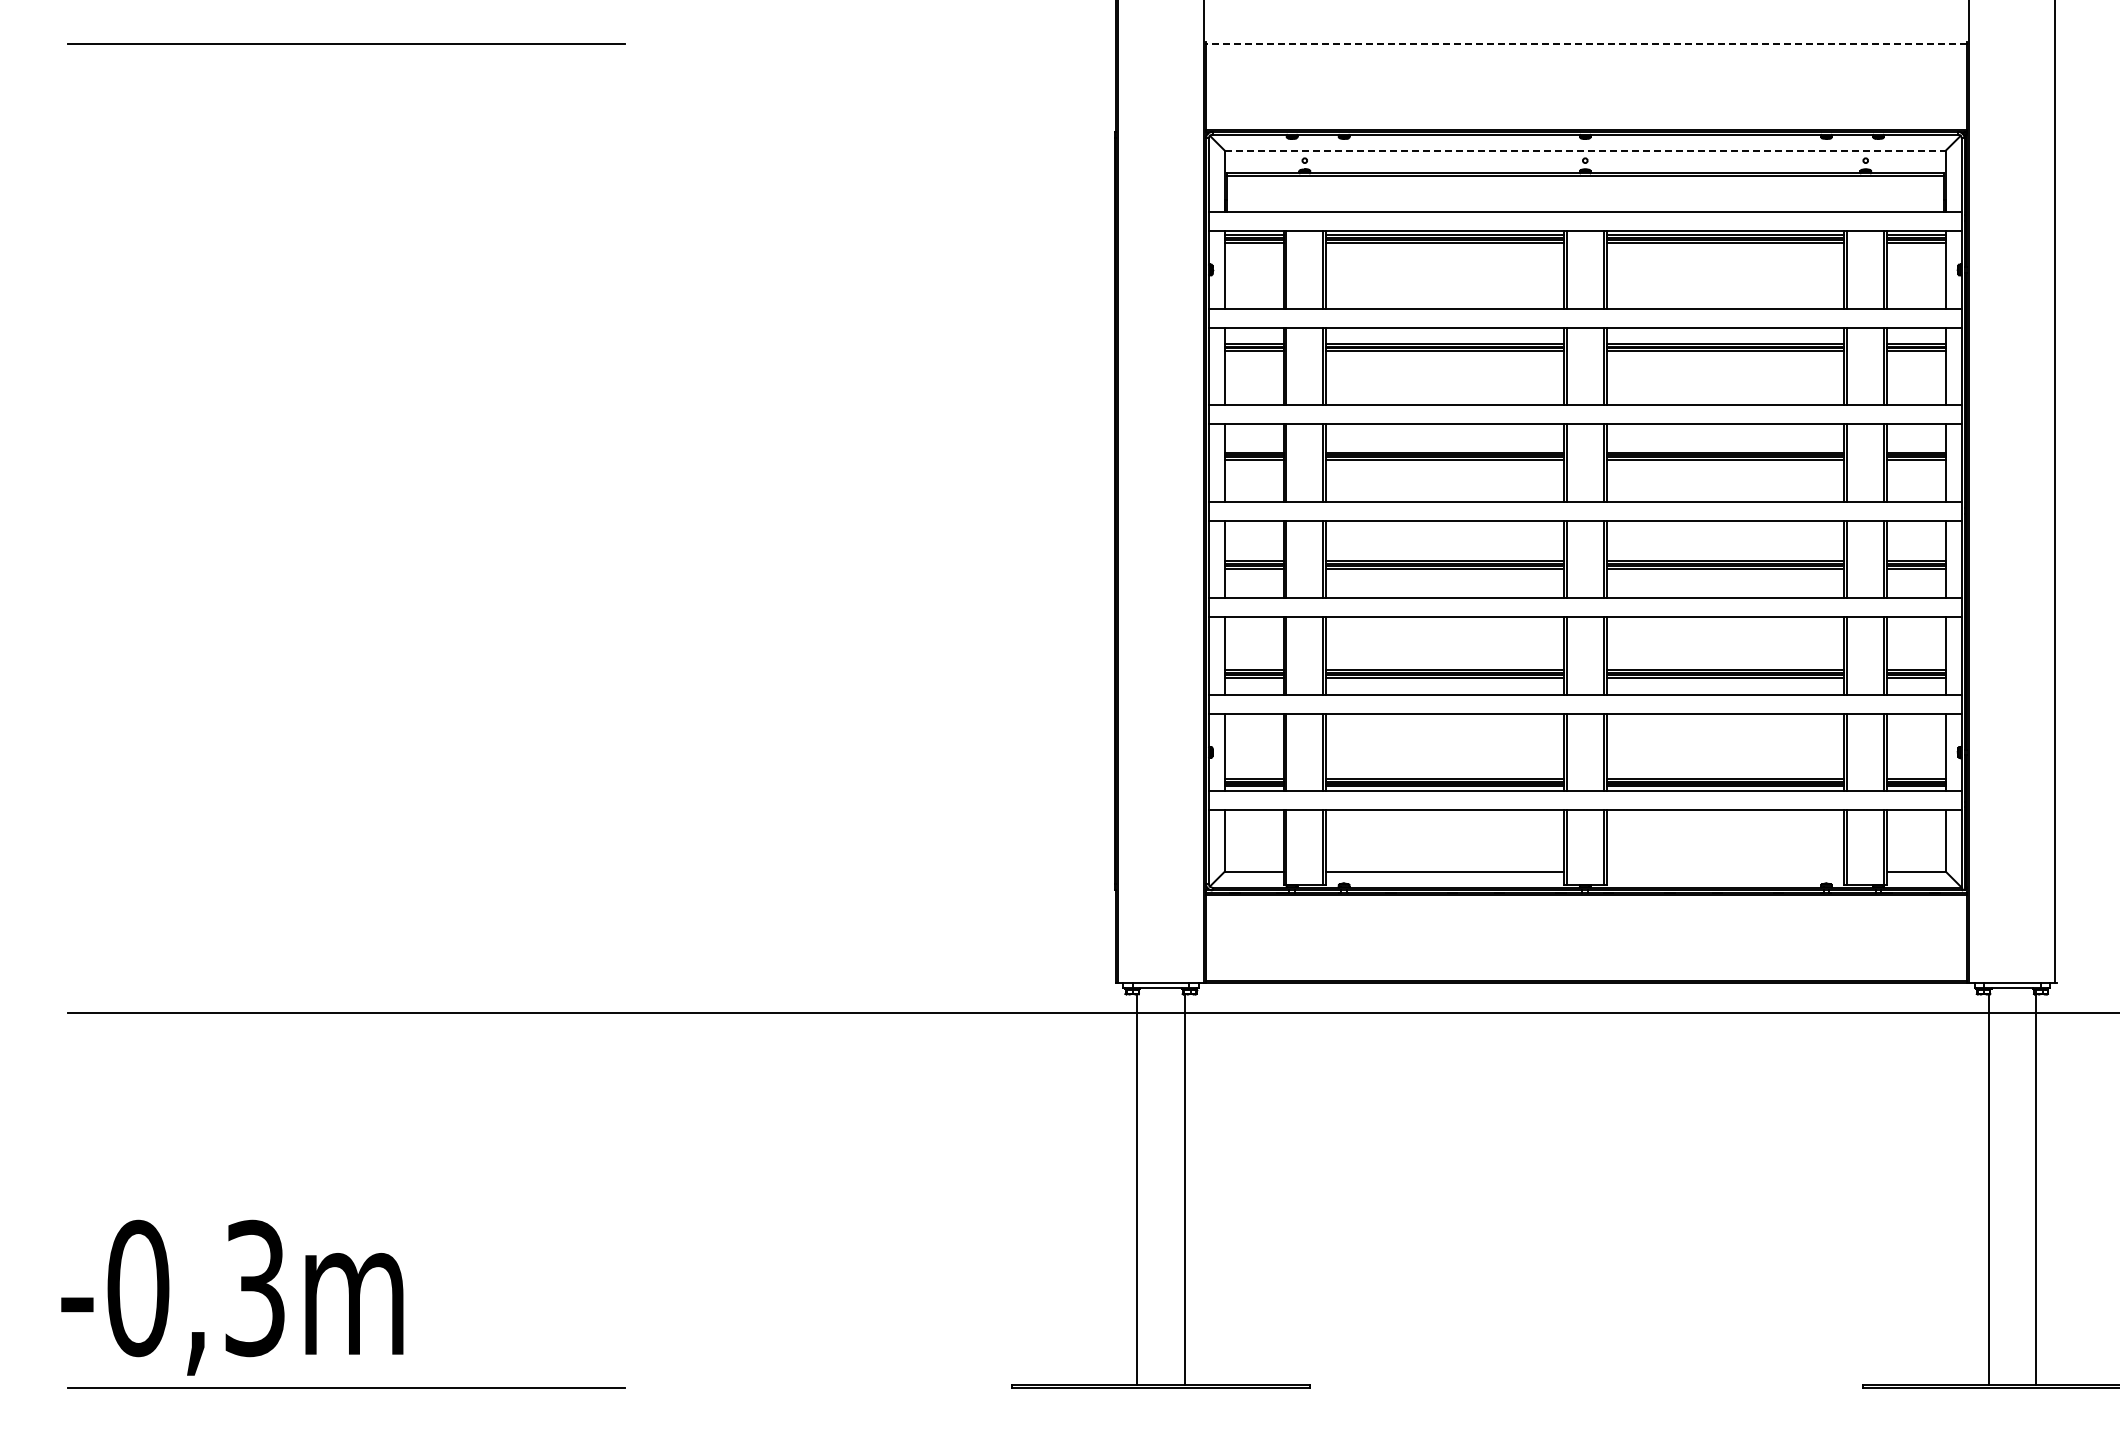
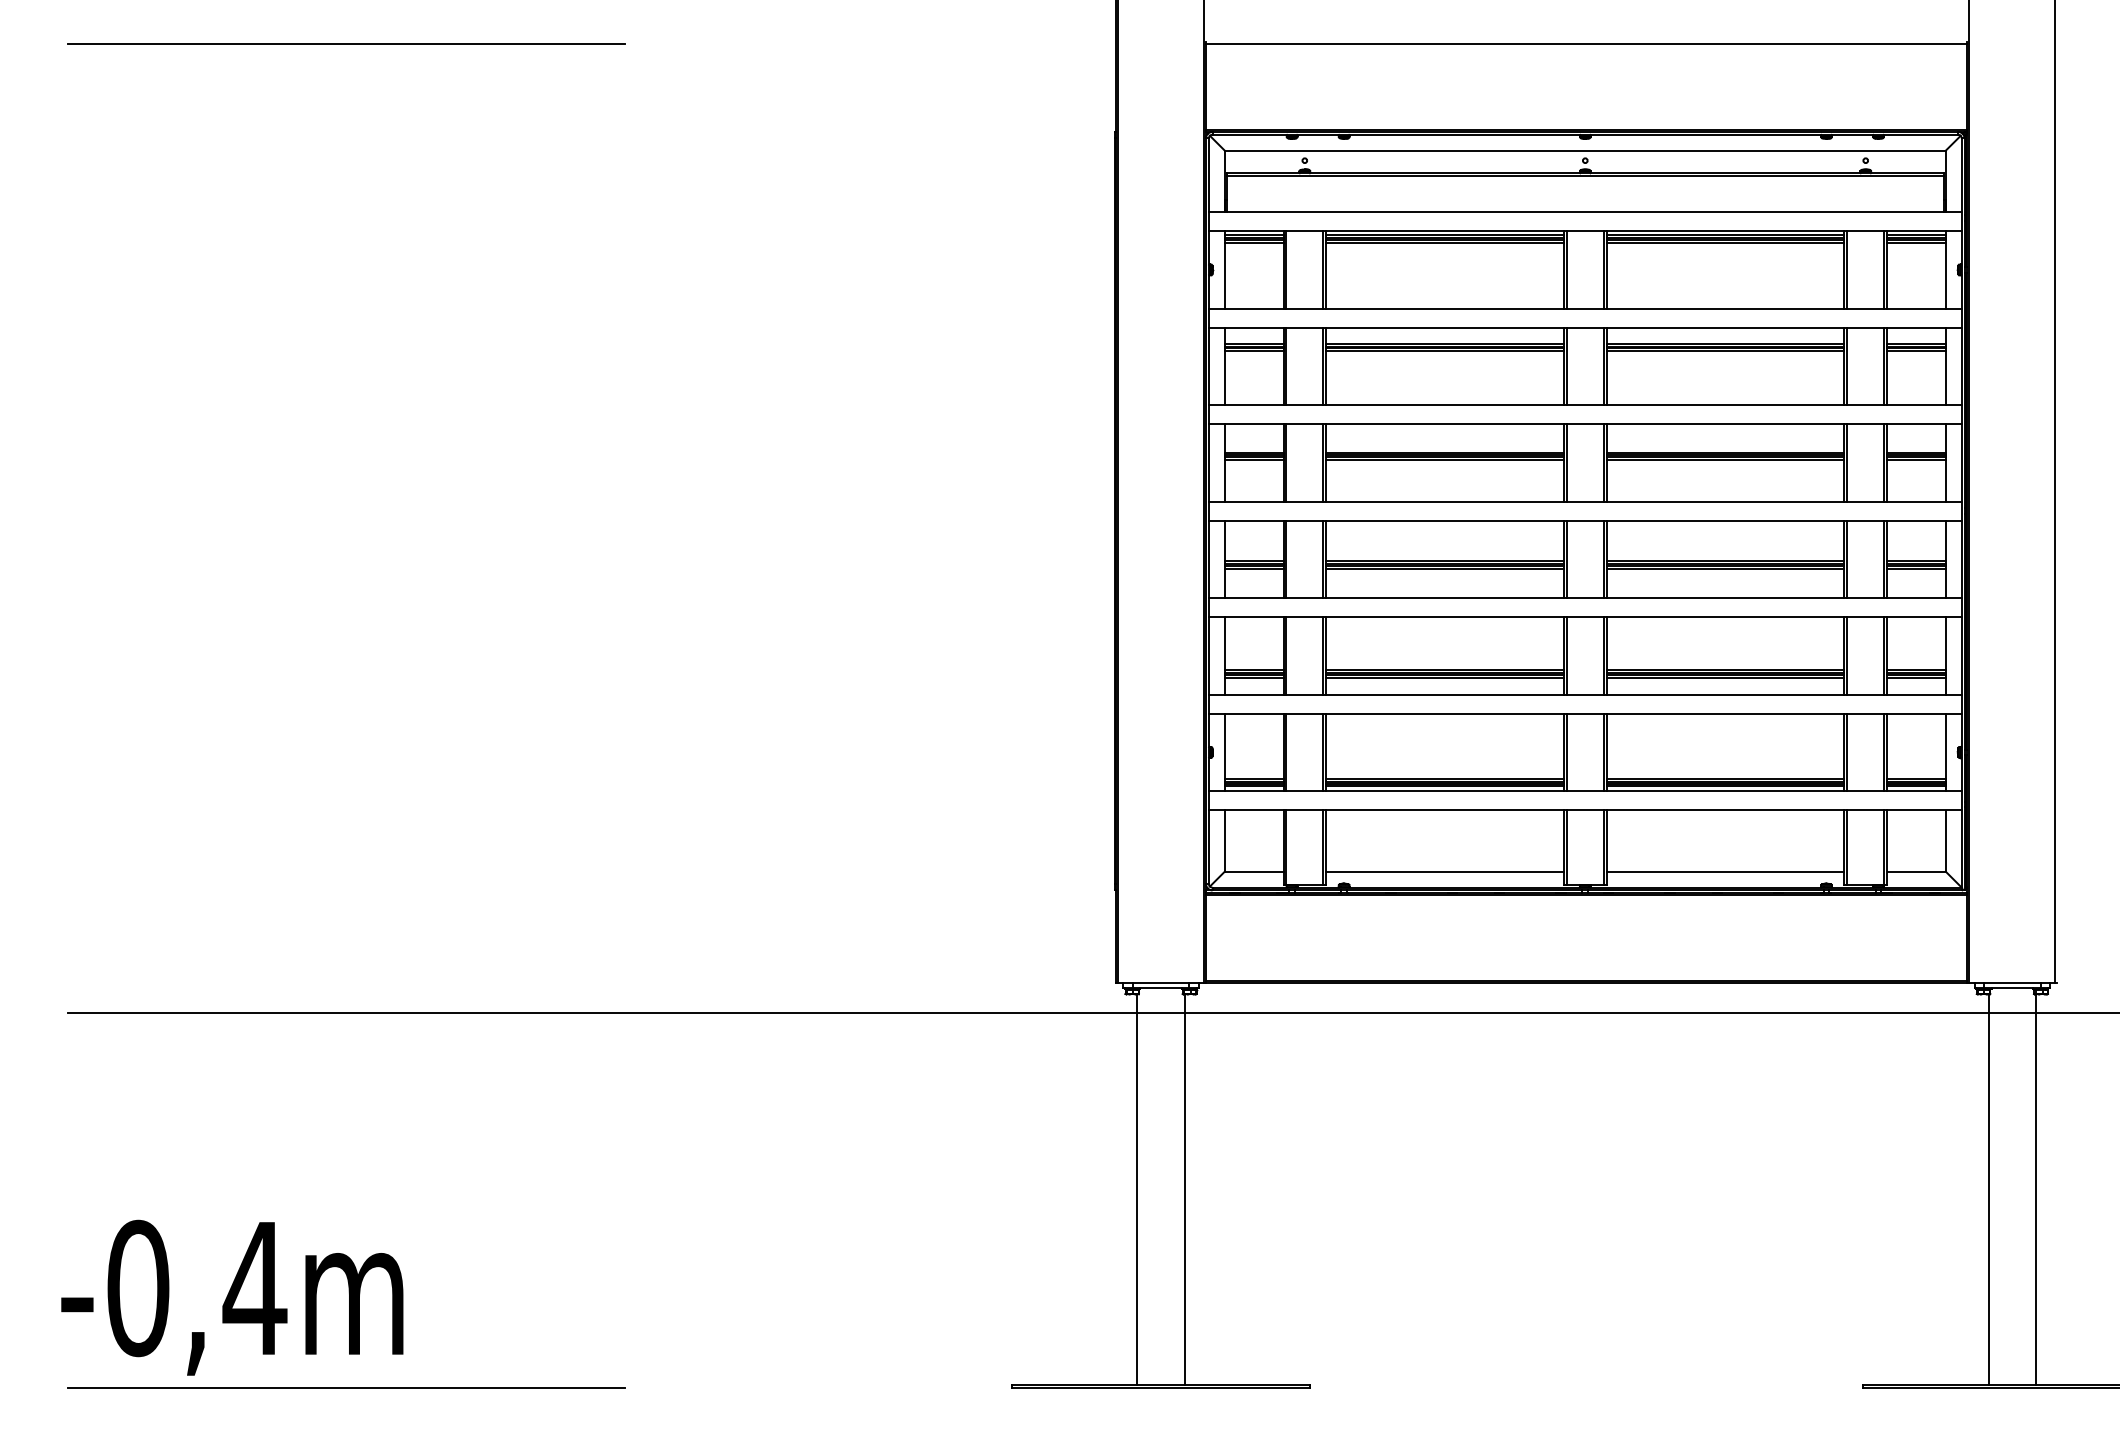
line: dashed -> solid (1586, 43)
line: dashed -> solid (1585, 150)
line: none -> present (1725, 871)
text: -0,3m -> -0,4m (254, 1288)
